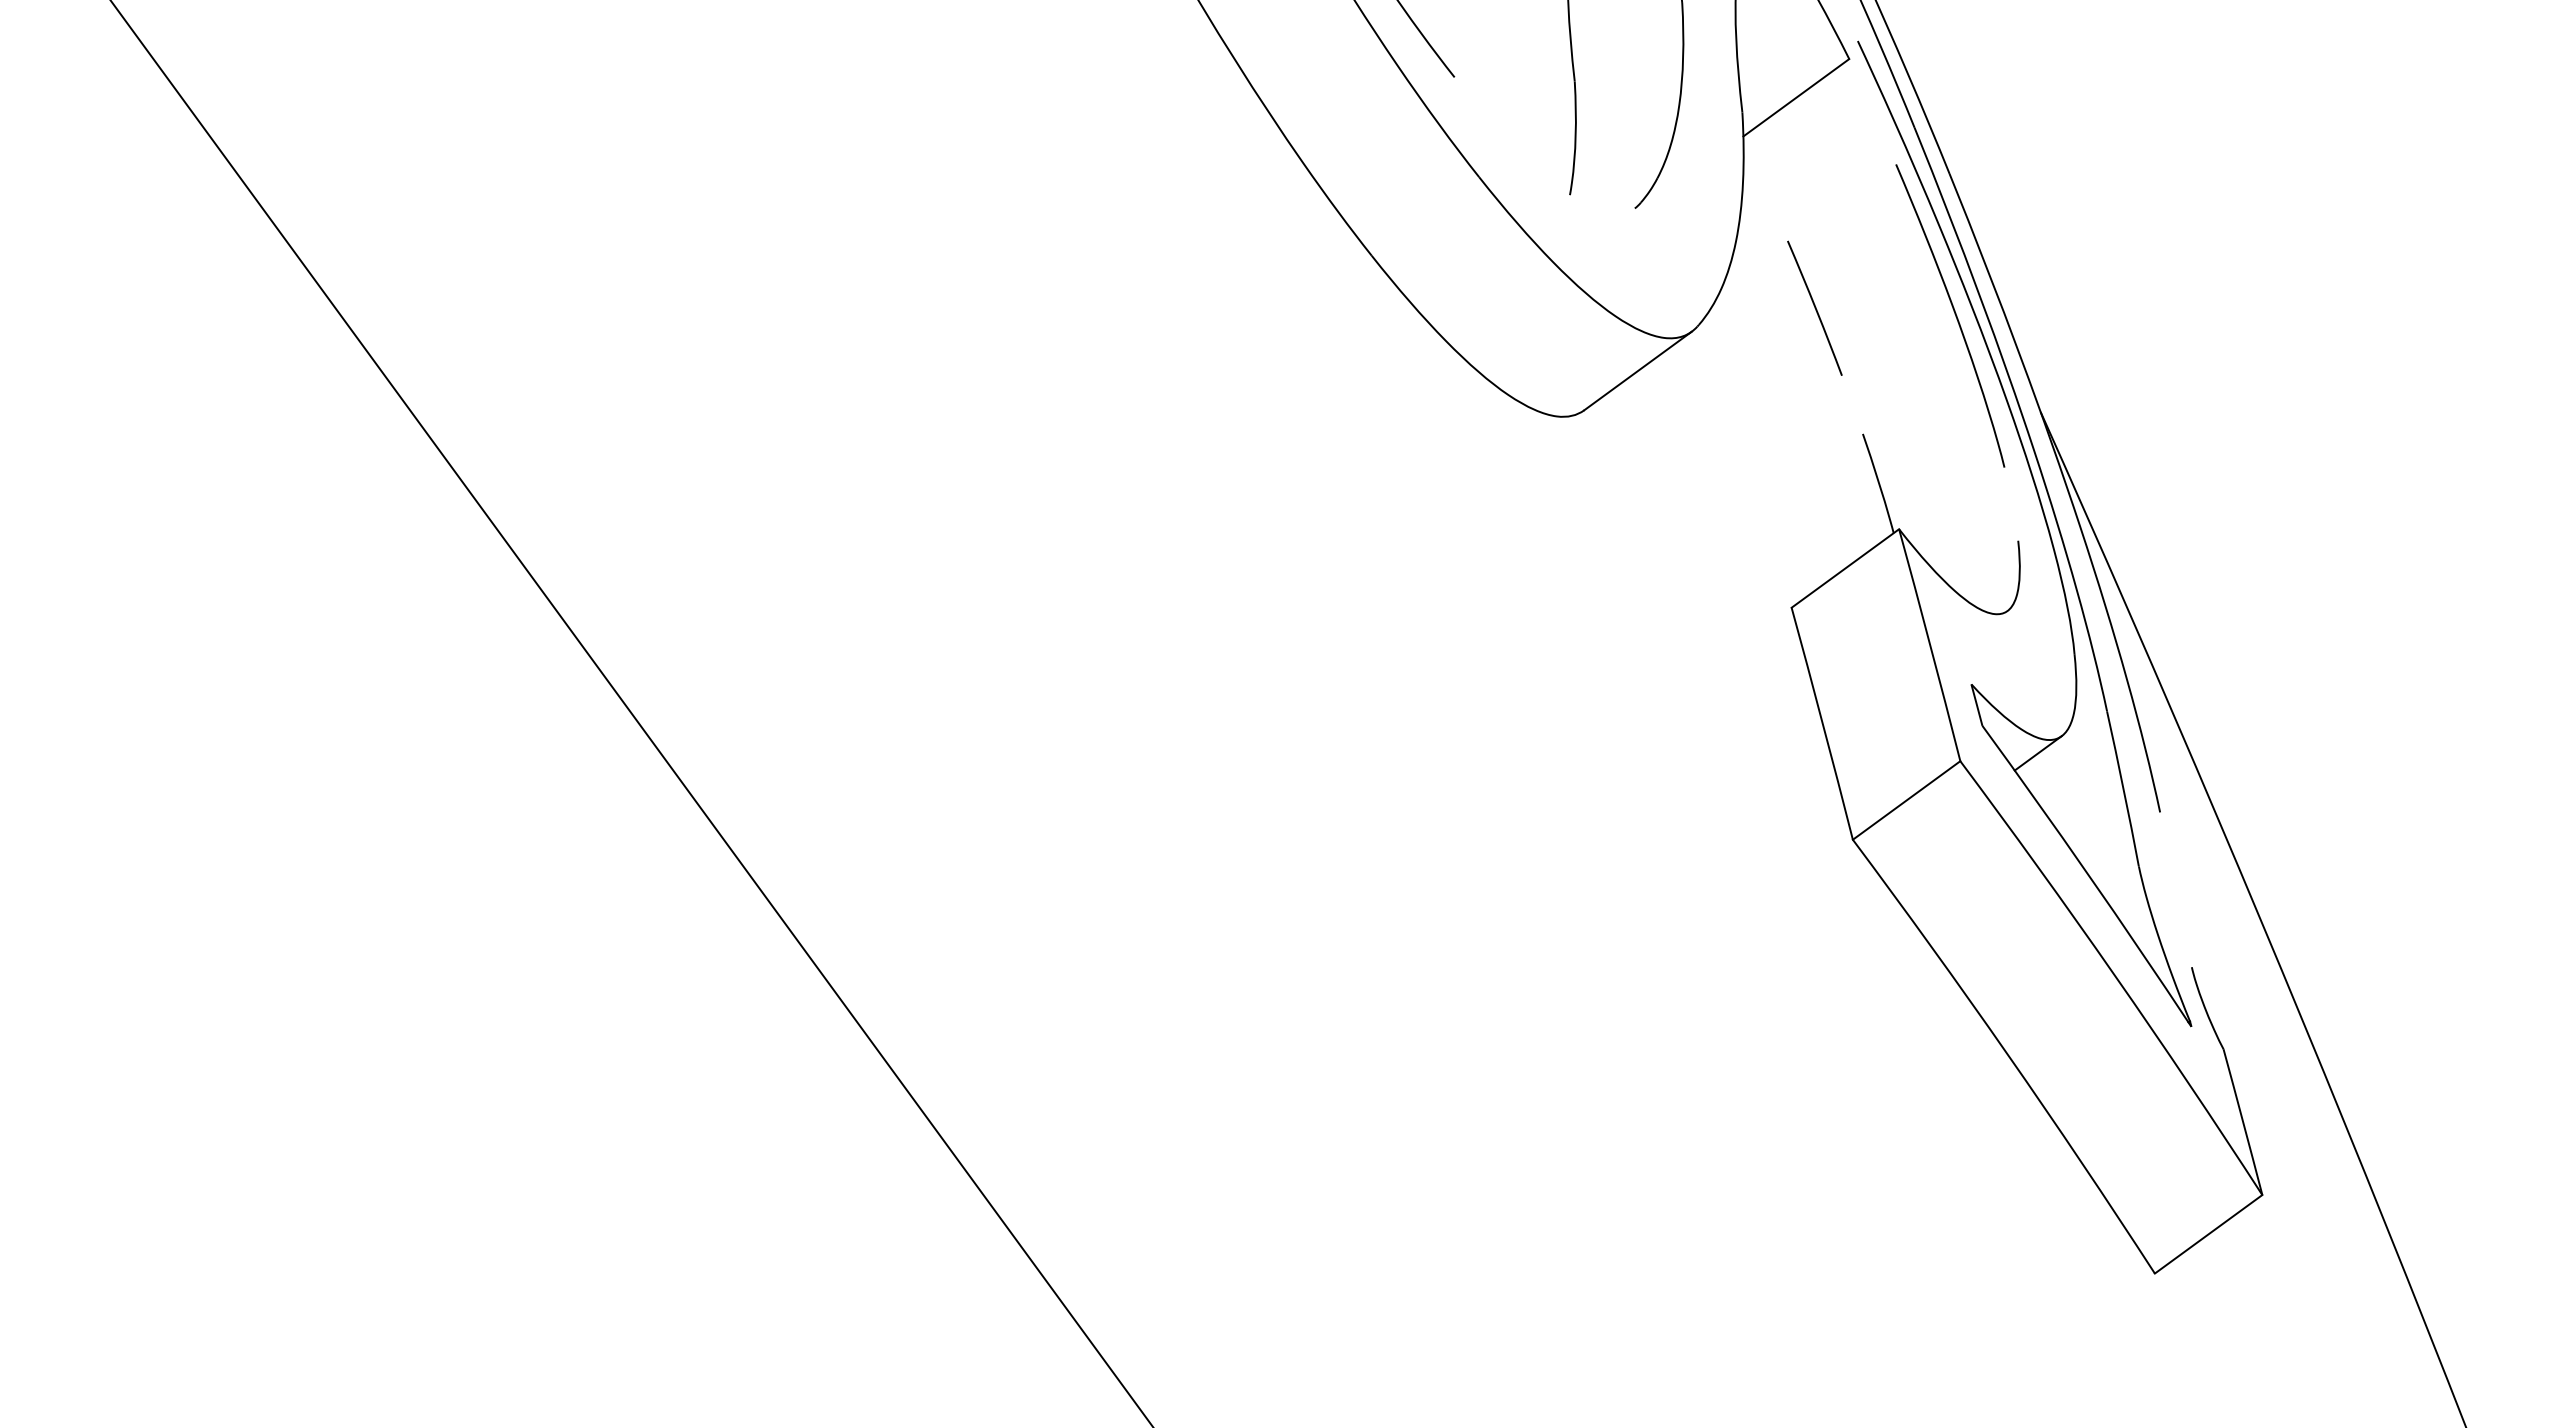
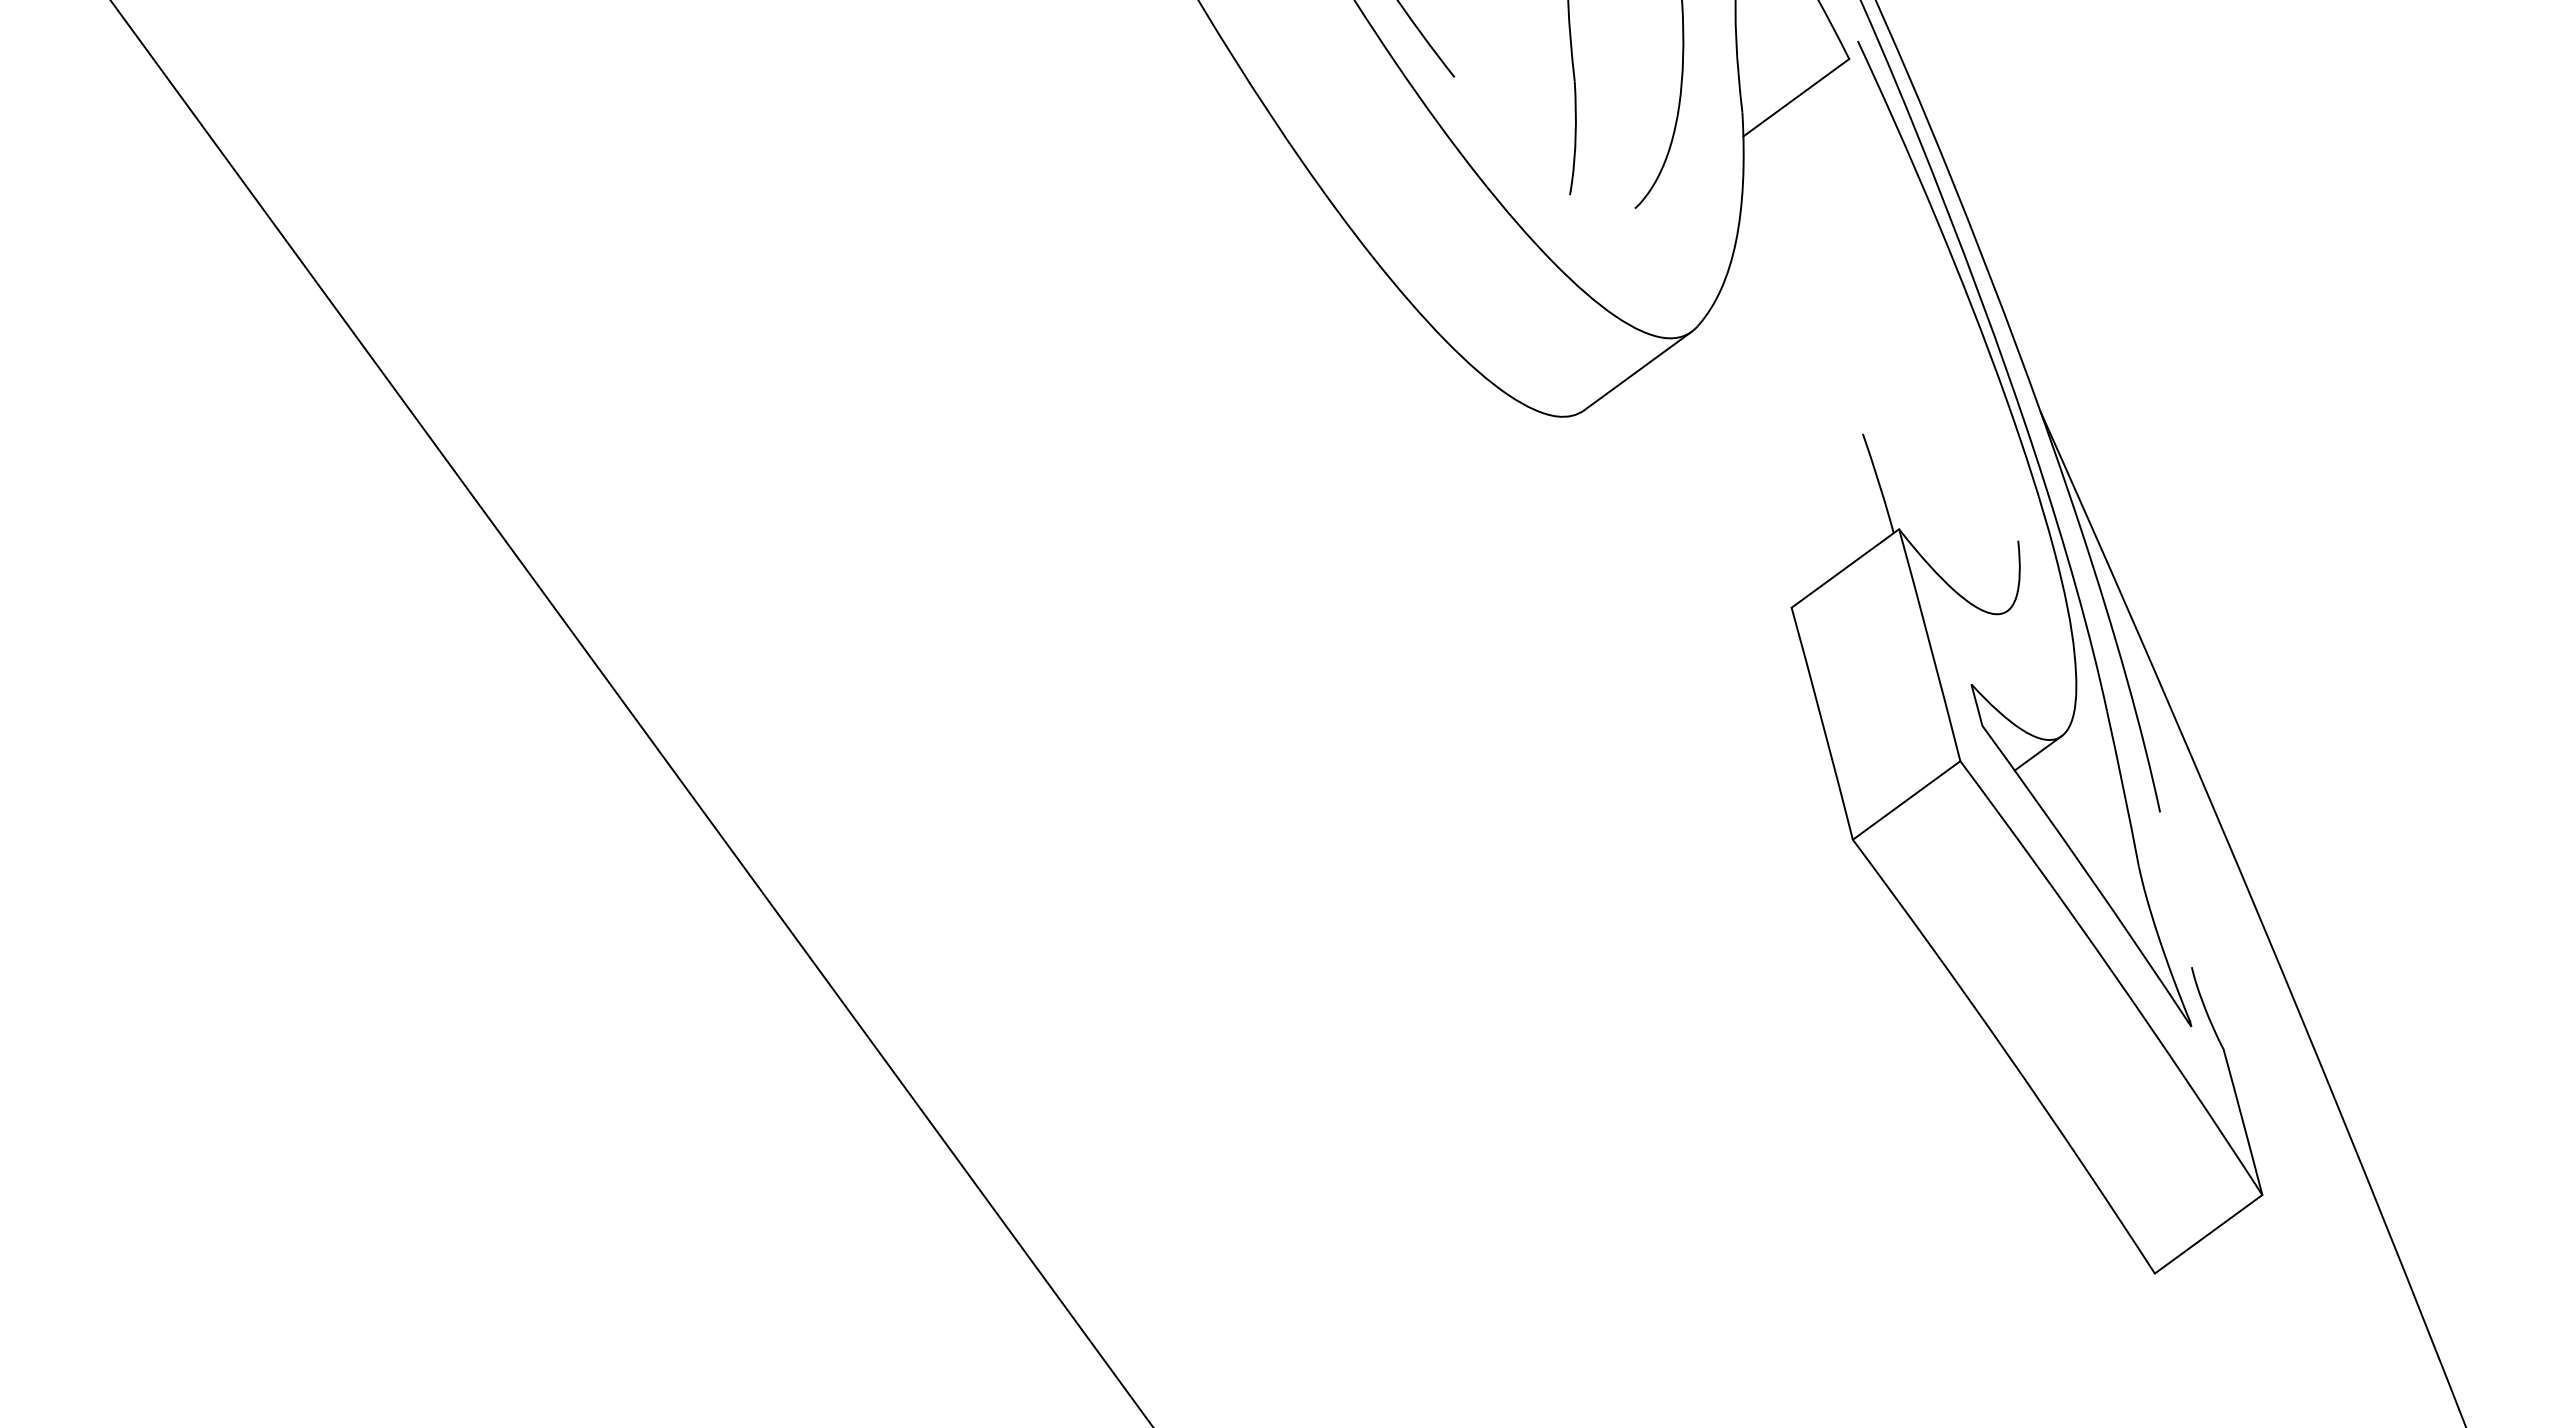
line: present -> none (1814, 307)
curve: present -> none (1954, 314)
